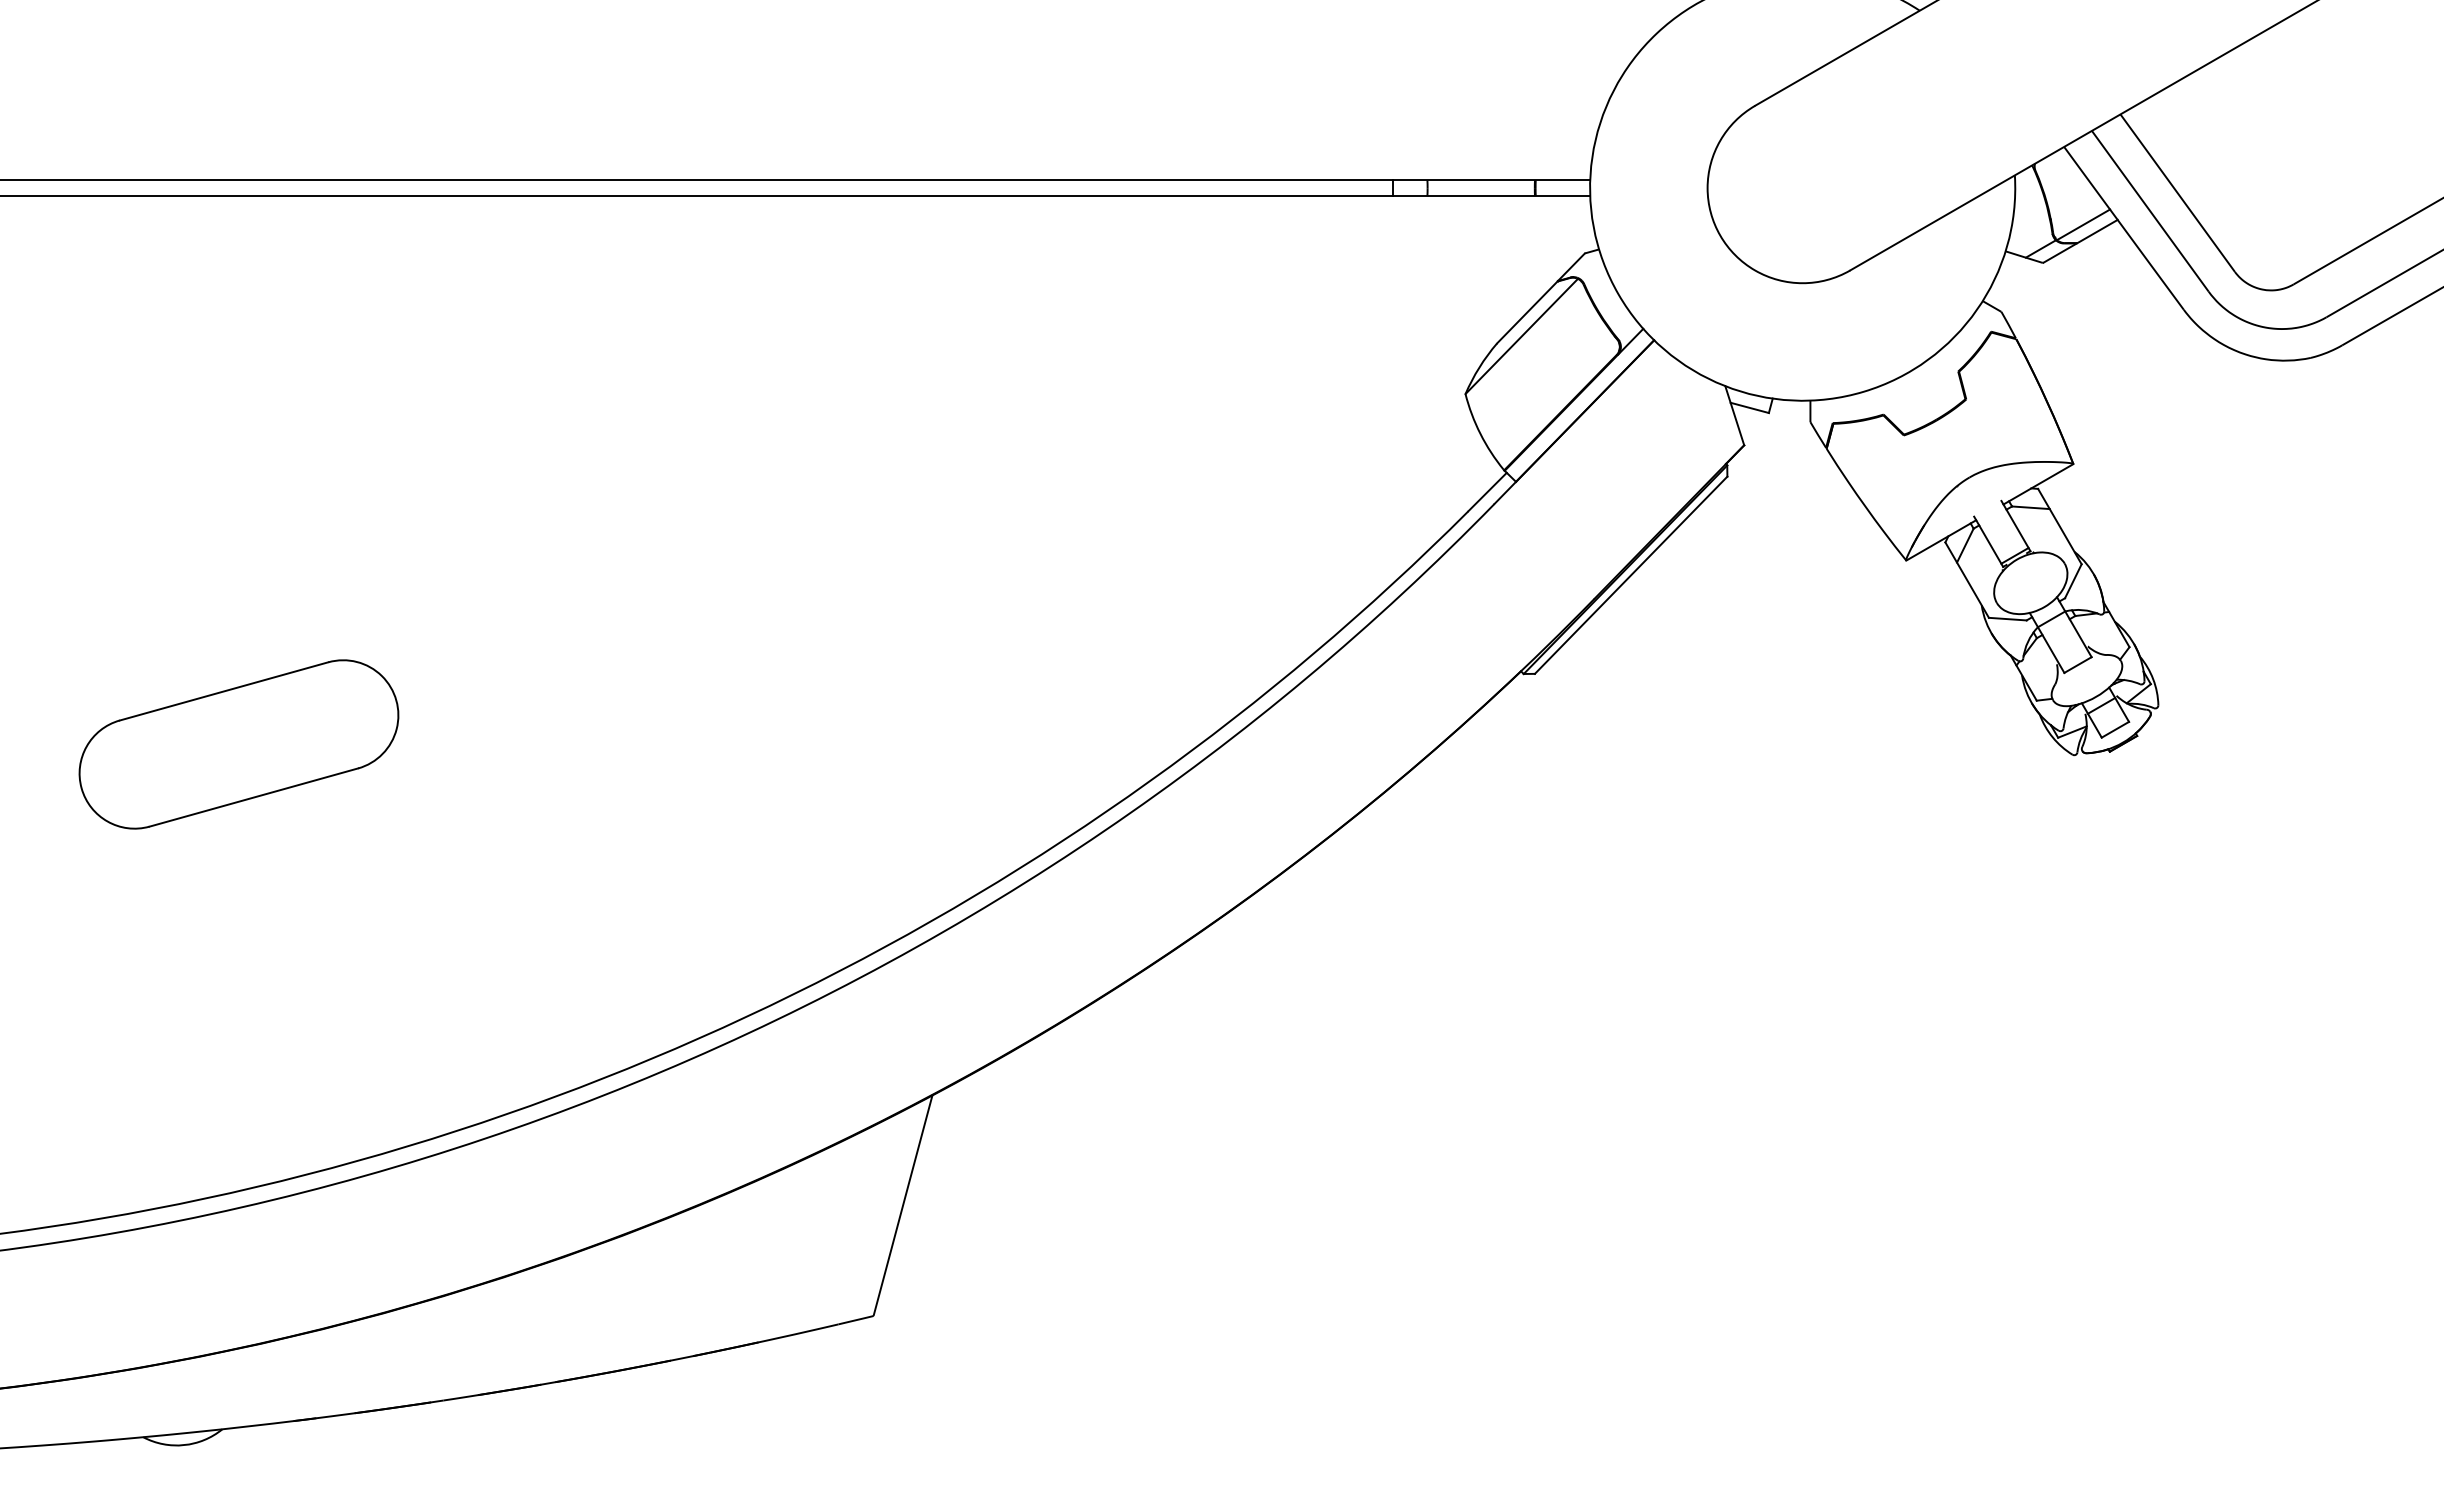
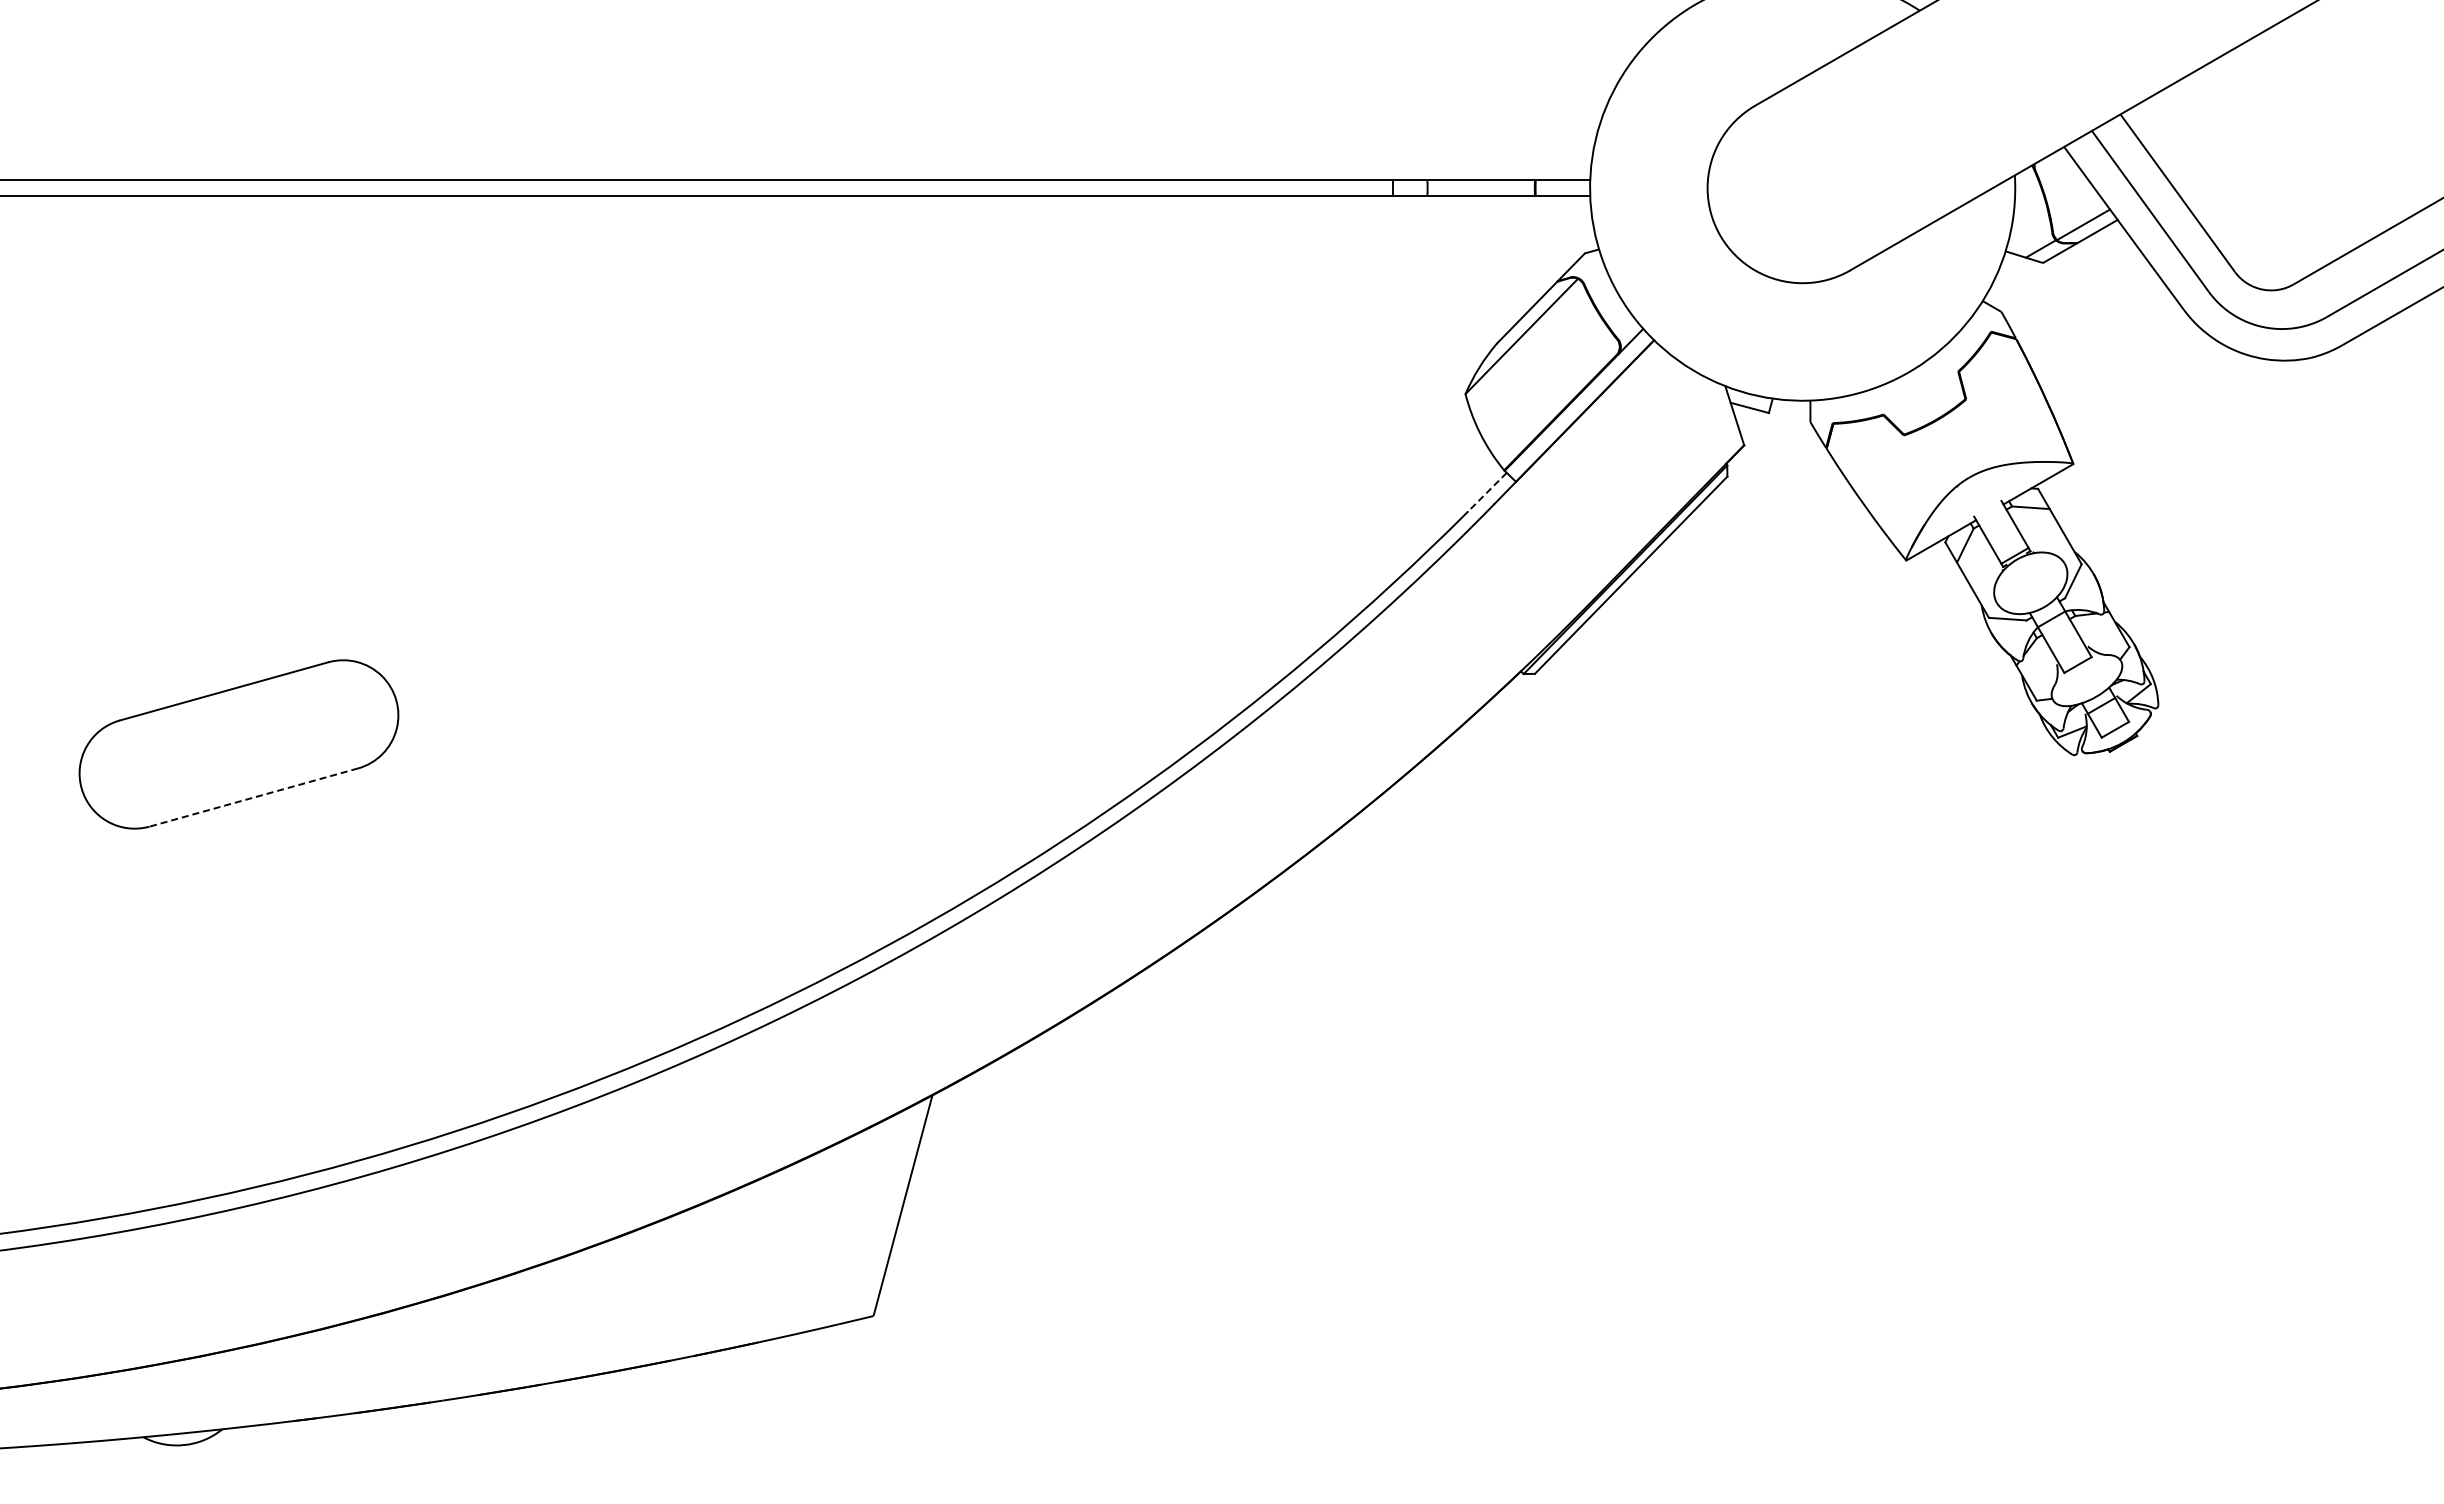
line: solid -> dashed (1487, 492)
line: solid -> dashed (253, 797)
